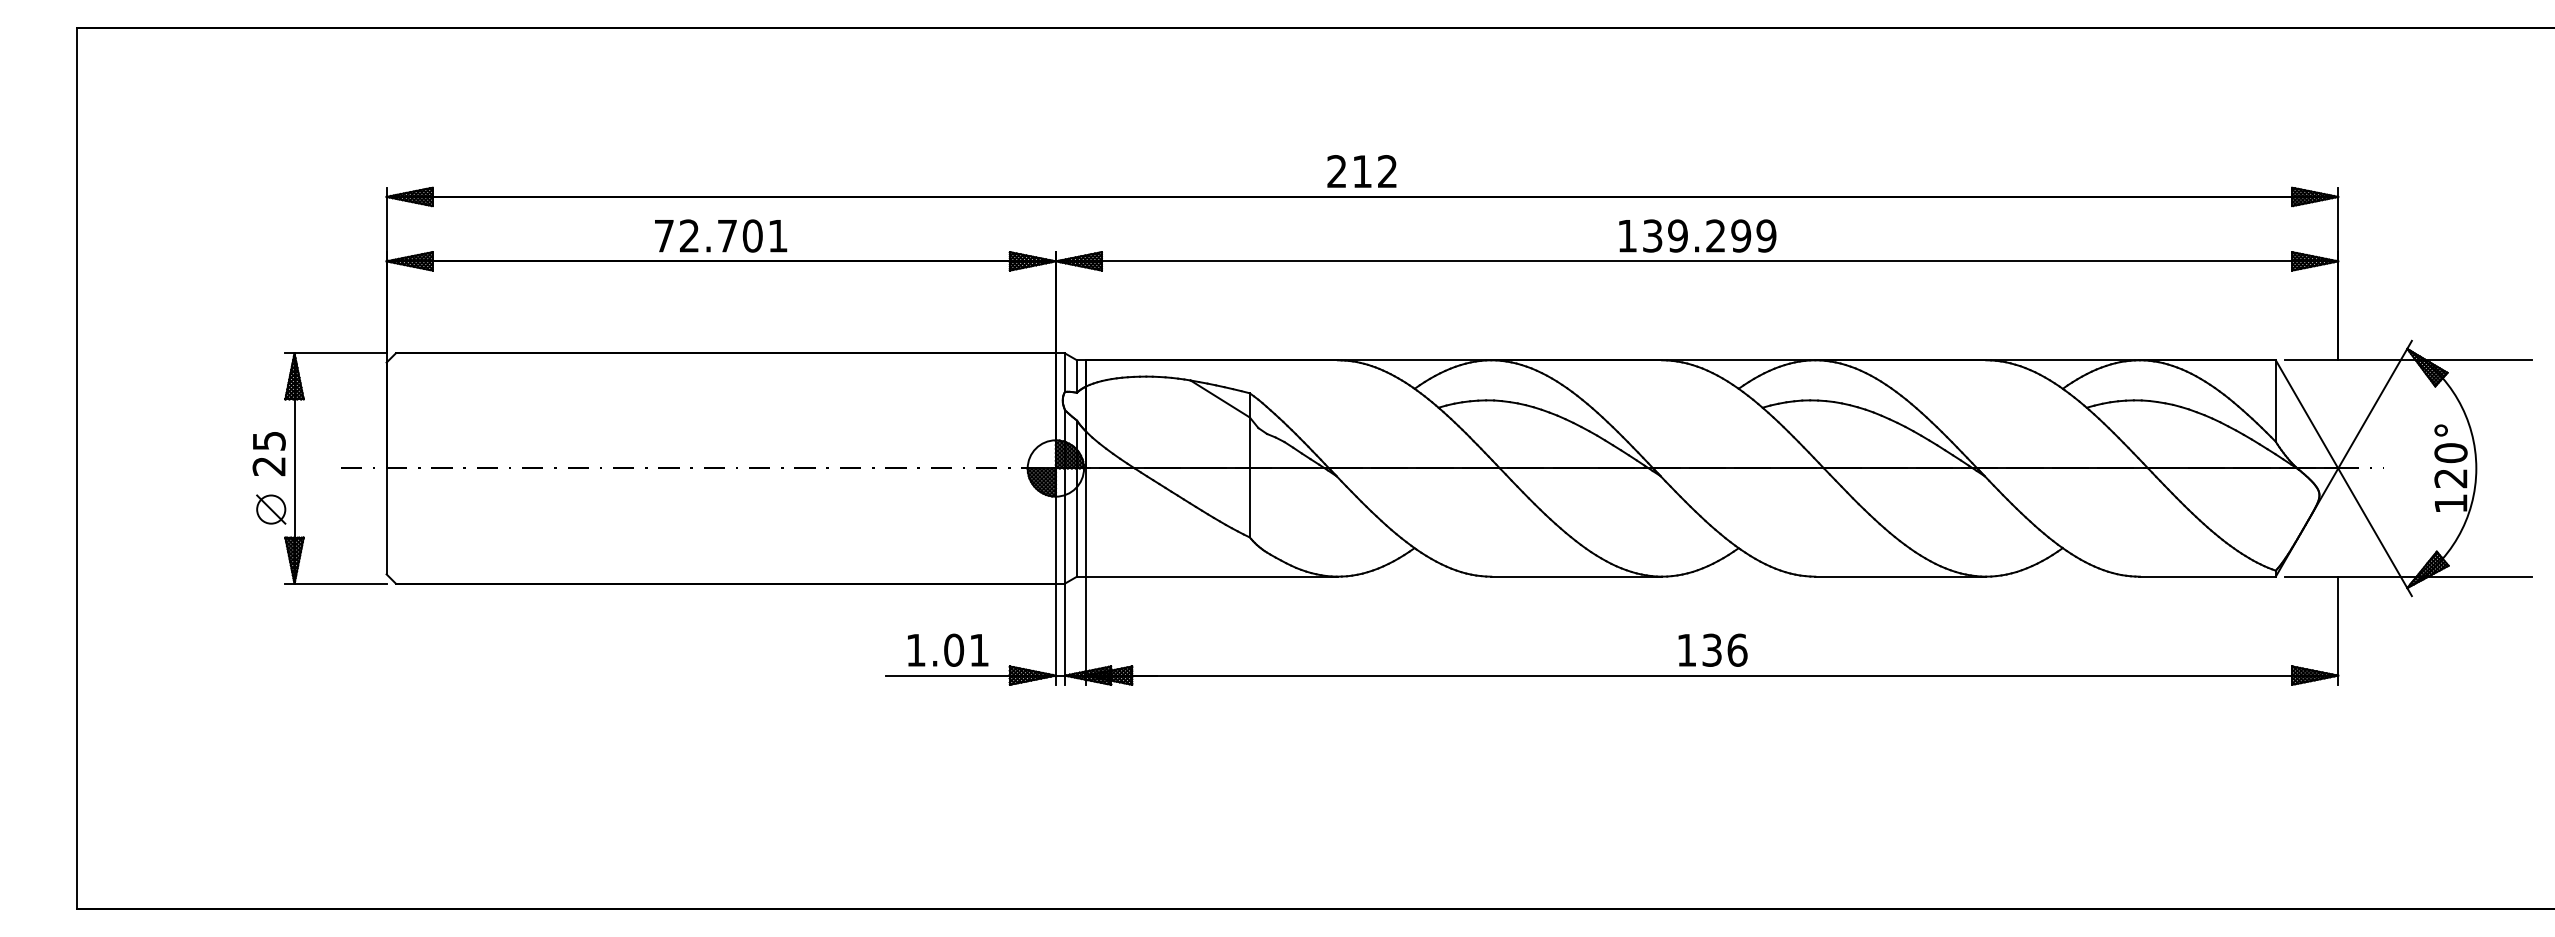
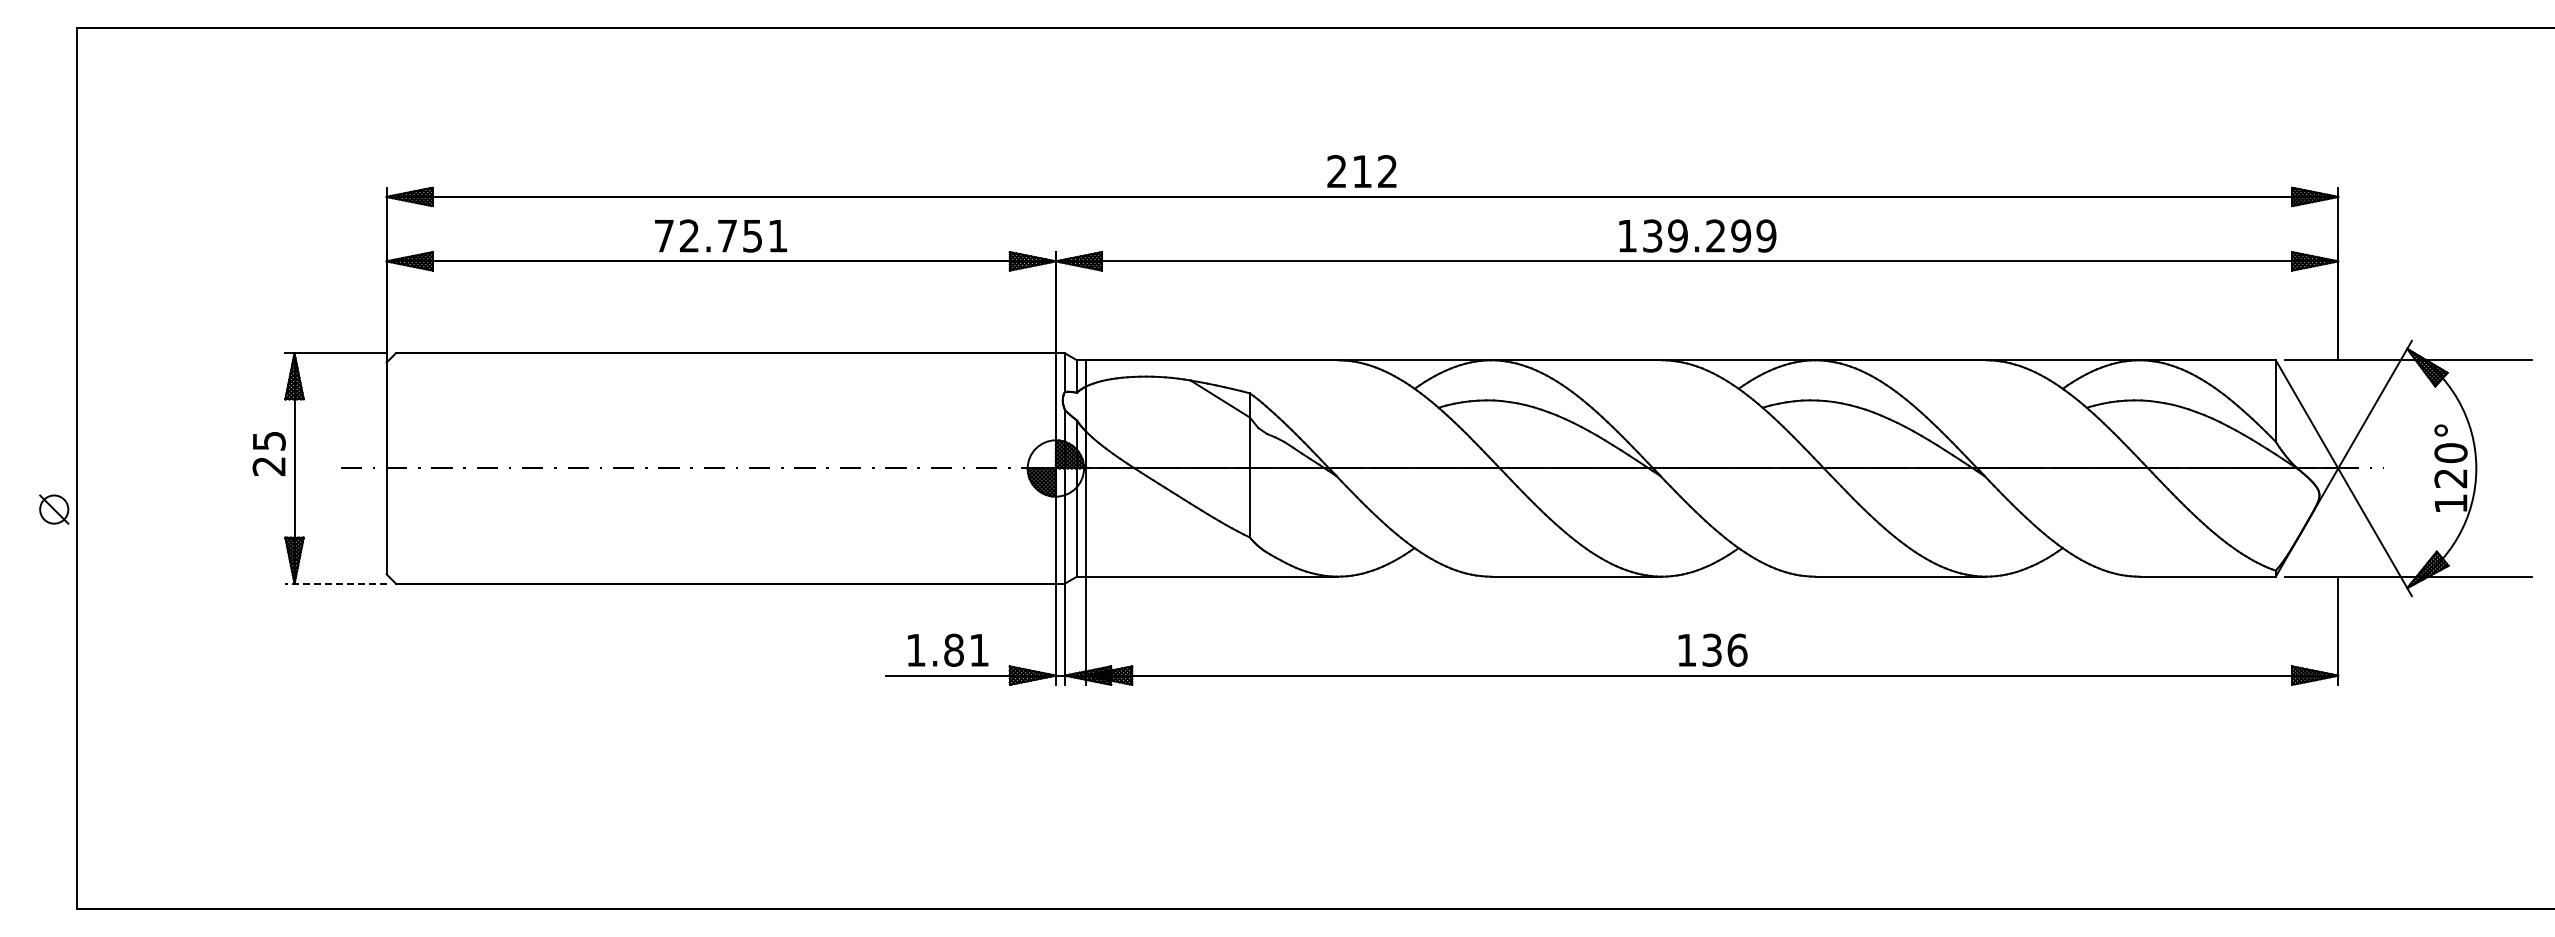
text: 72.701 -> 72.751 (752, 235)
part position: (271, 509) -> (54, 509) (54, 509)
line: solid -> dashed (335, 583)
text: 1.01 -> 1.81 (954, 650)
